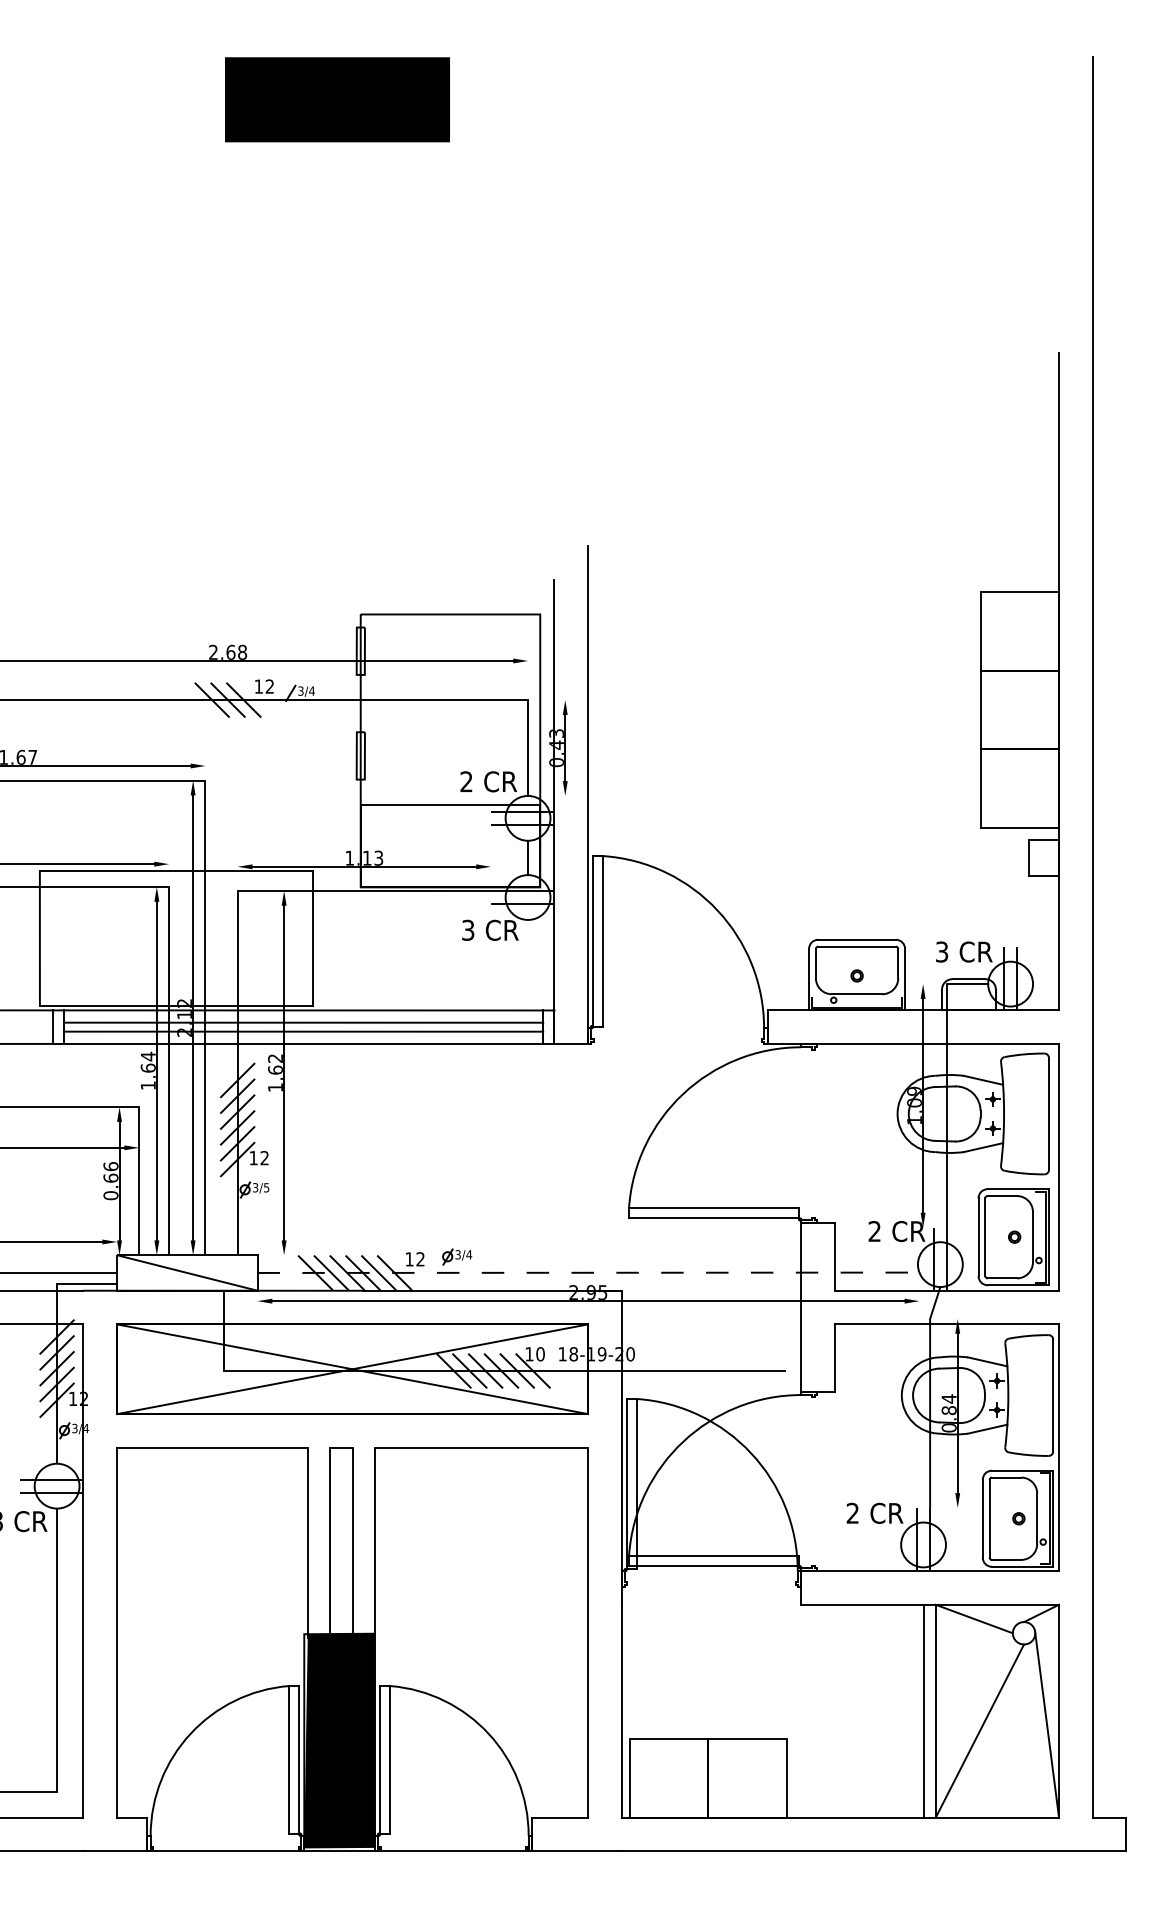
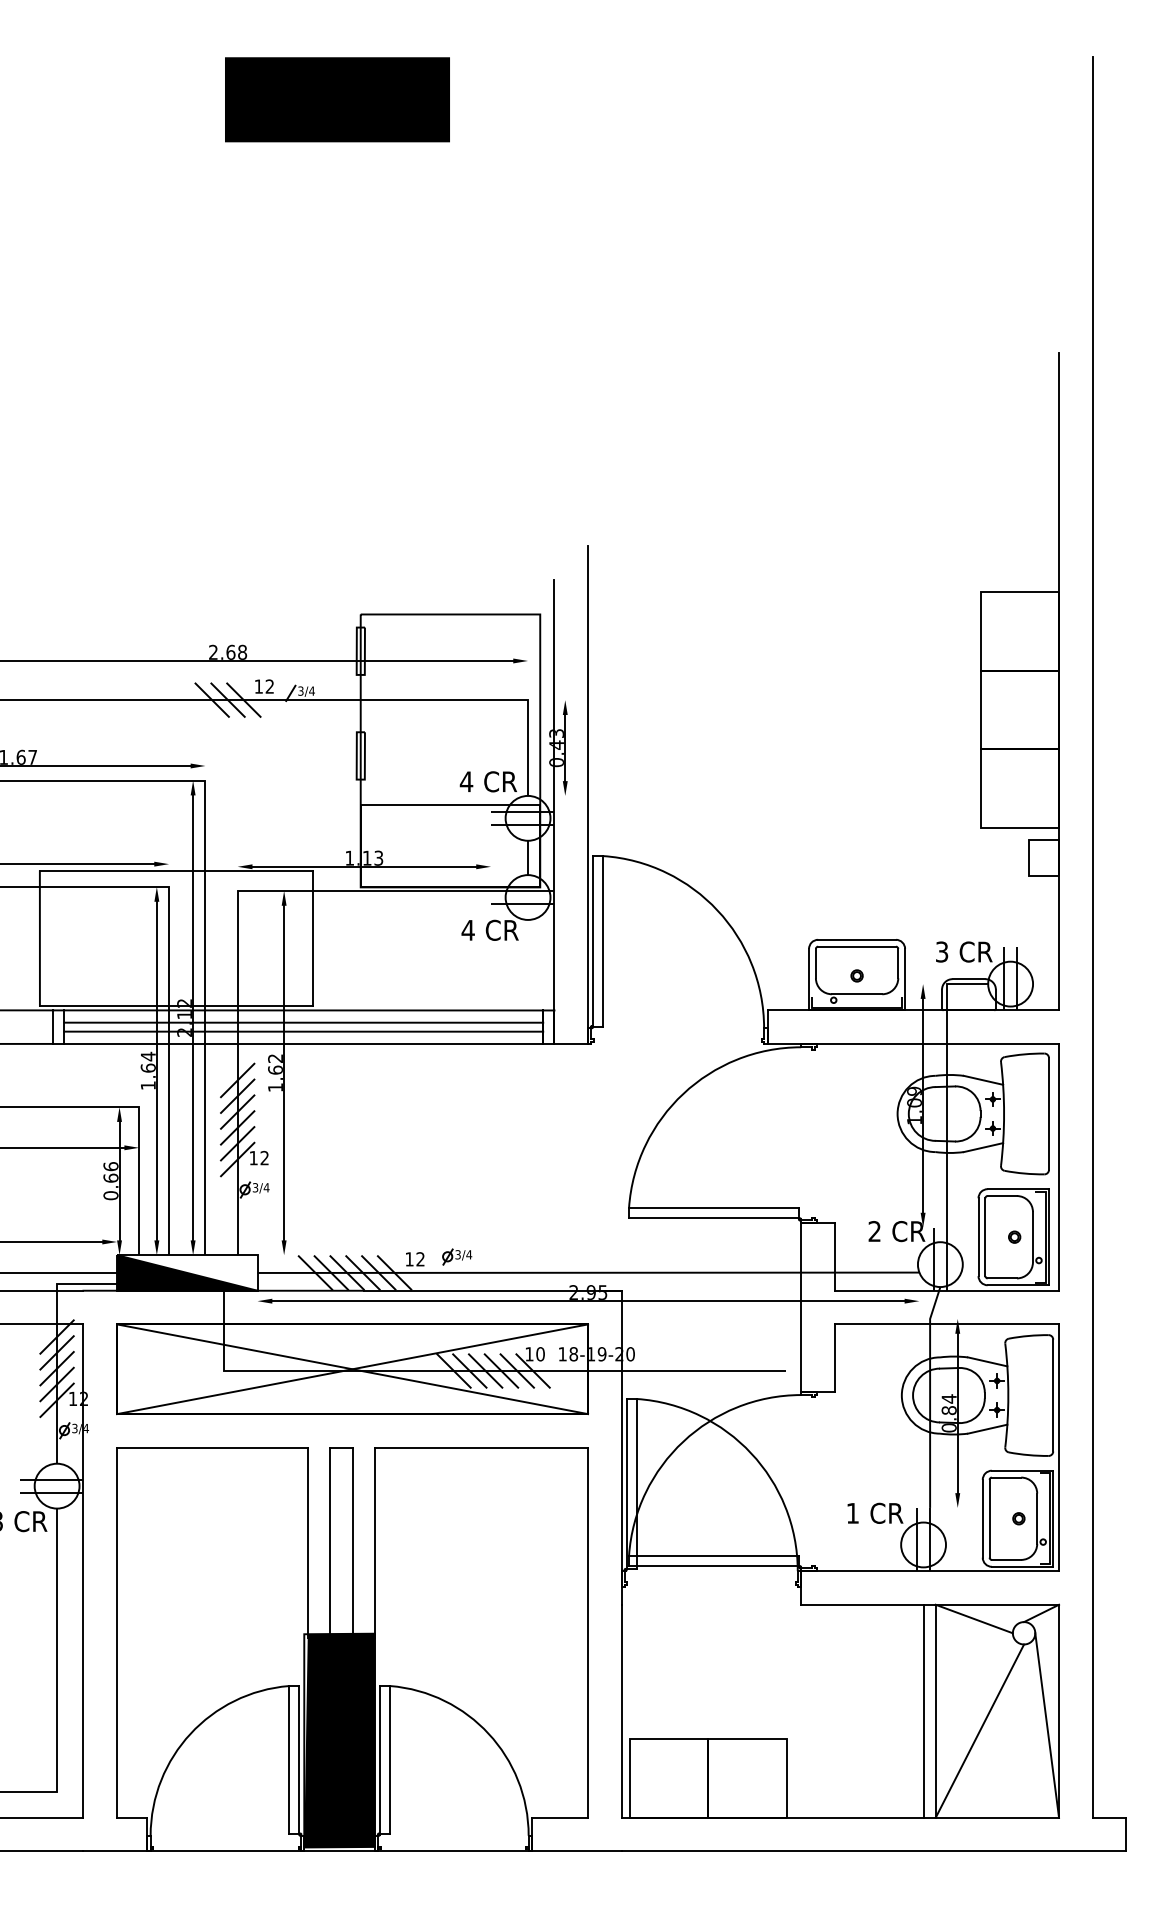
text: 2 -> 4 (466, 781)
text: 3 -> 4 (467, 929)
text: 3/5 -> 3/4 (266, 1187)
fill: none -> present (187, 1272)
line: dashed -> solid (588, 1272)
text: 2 -> 1 (852, 1512)
